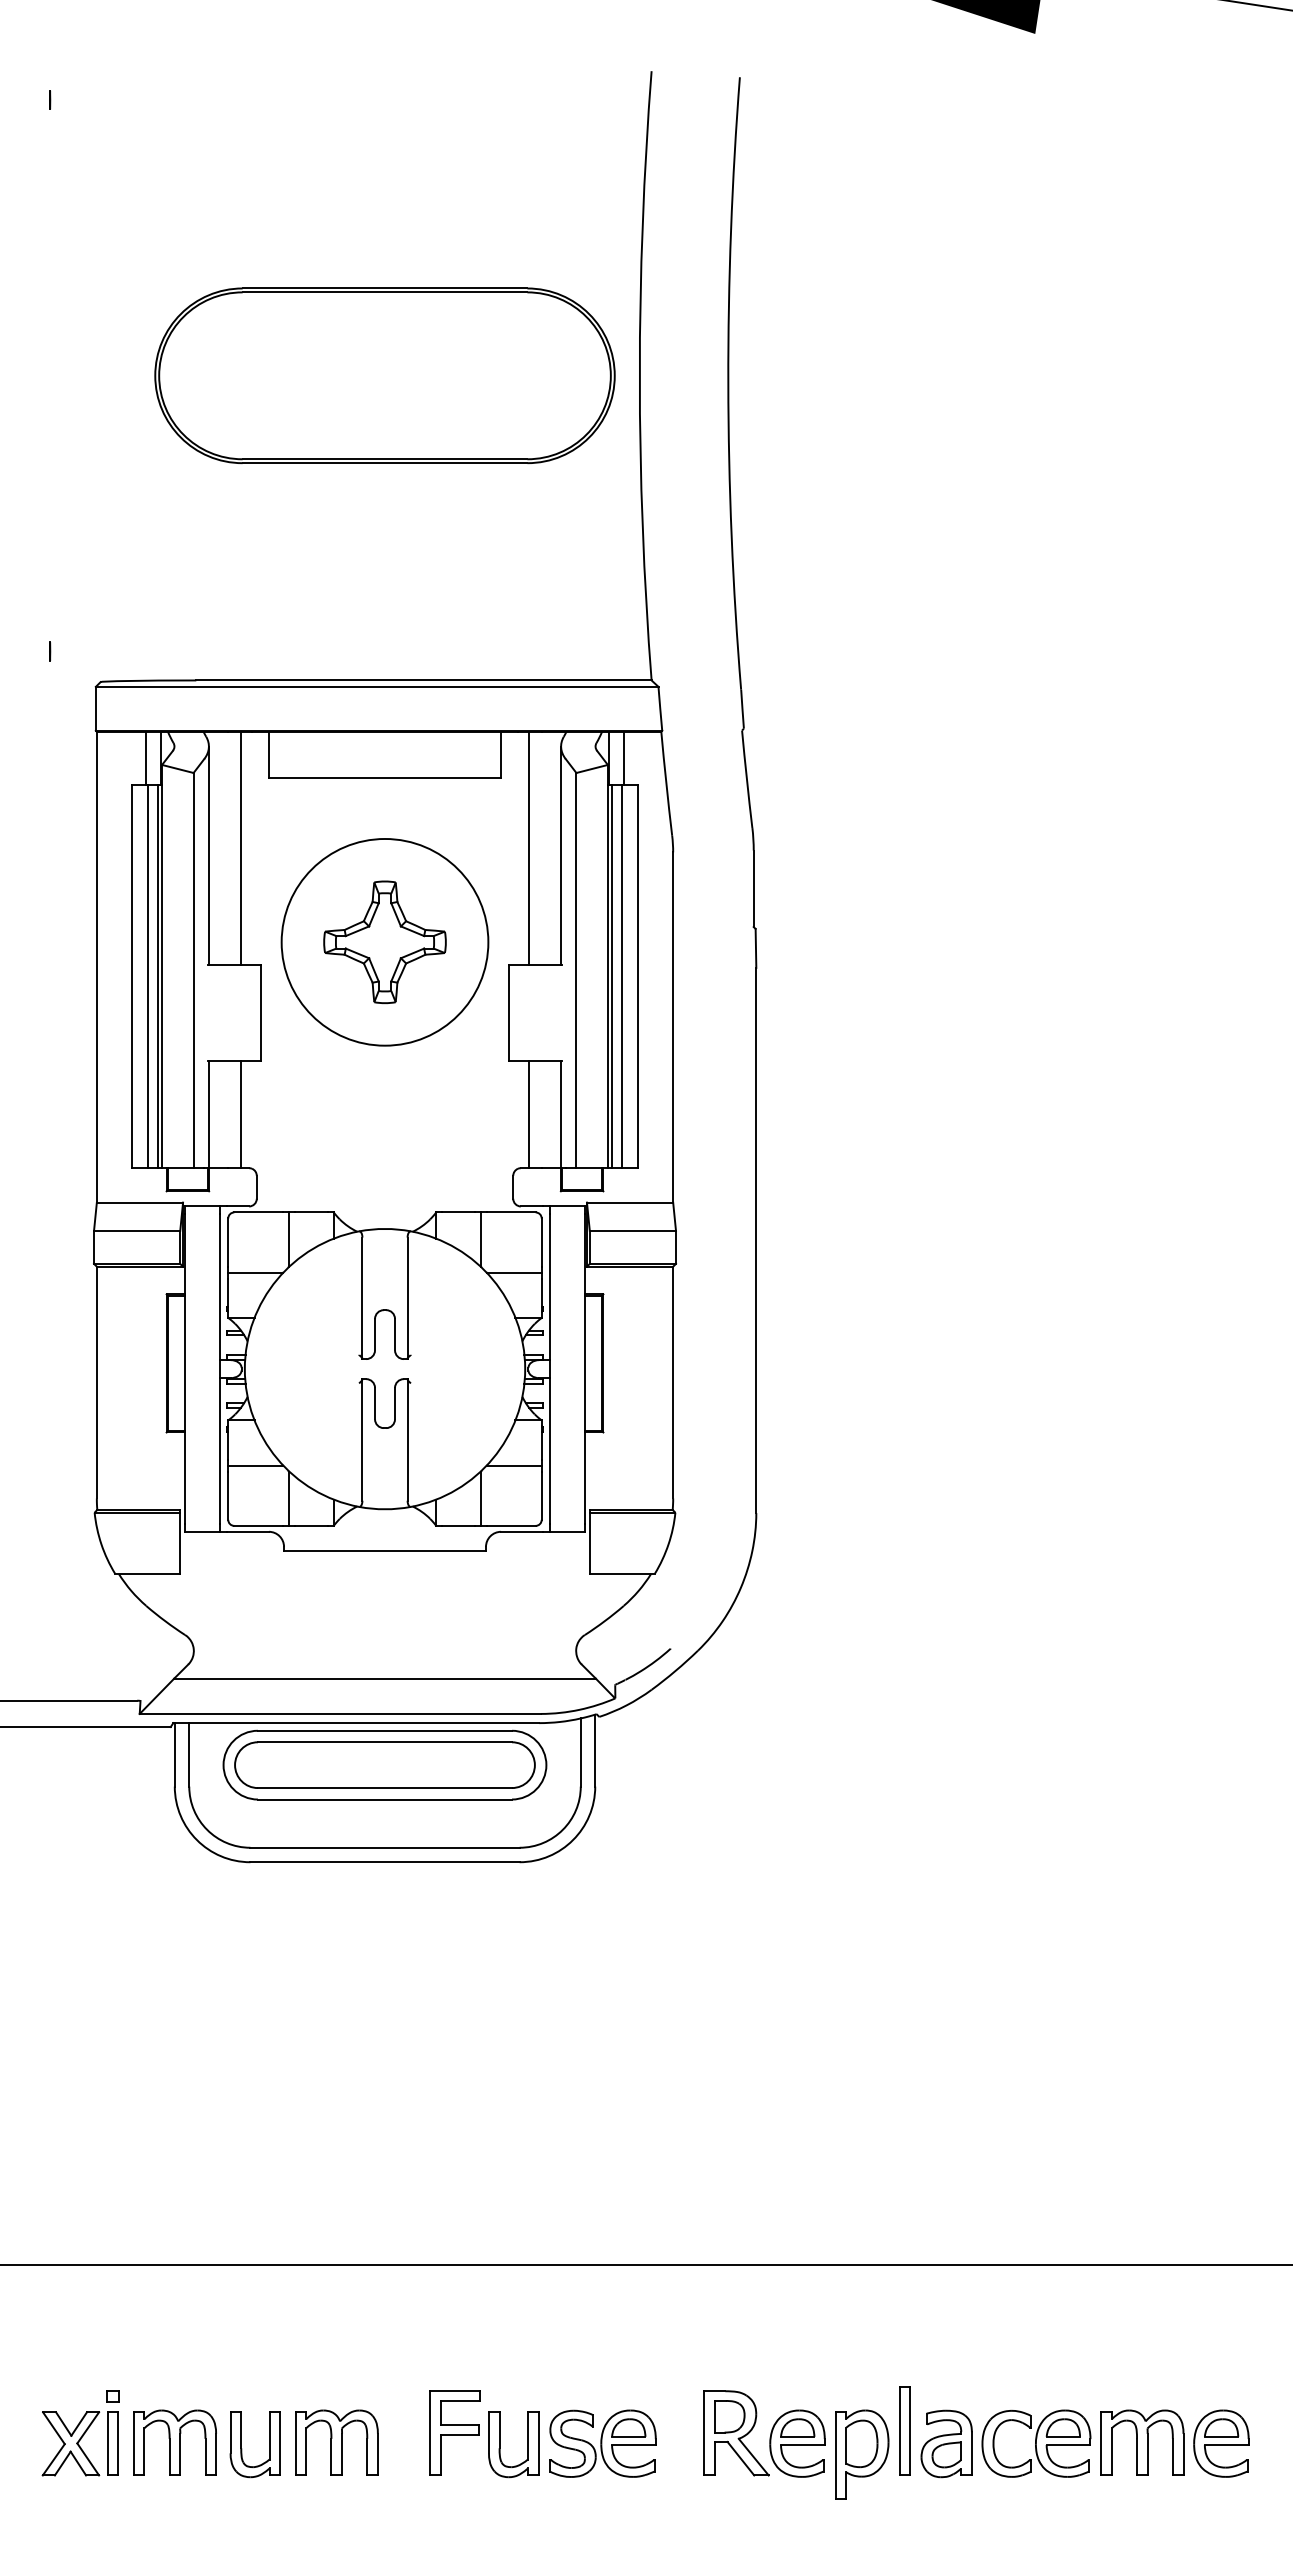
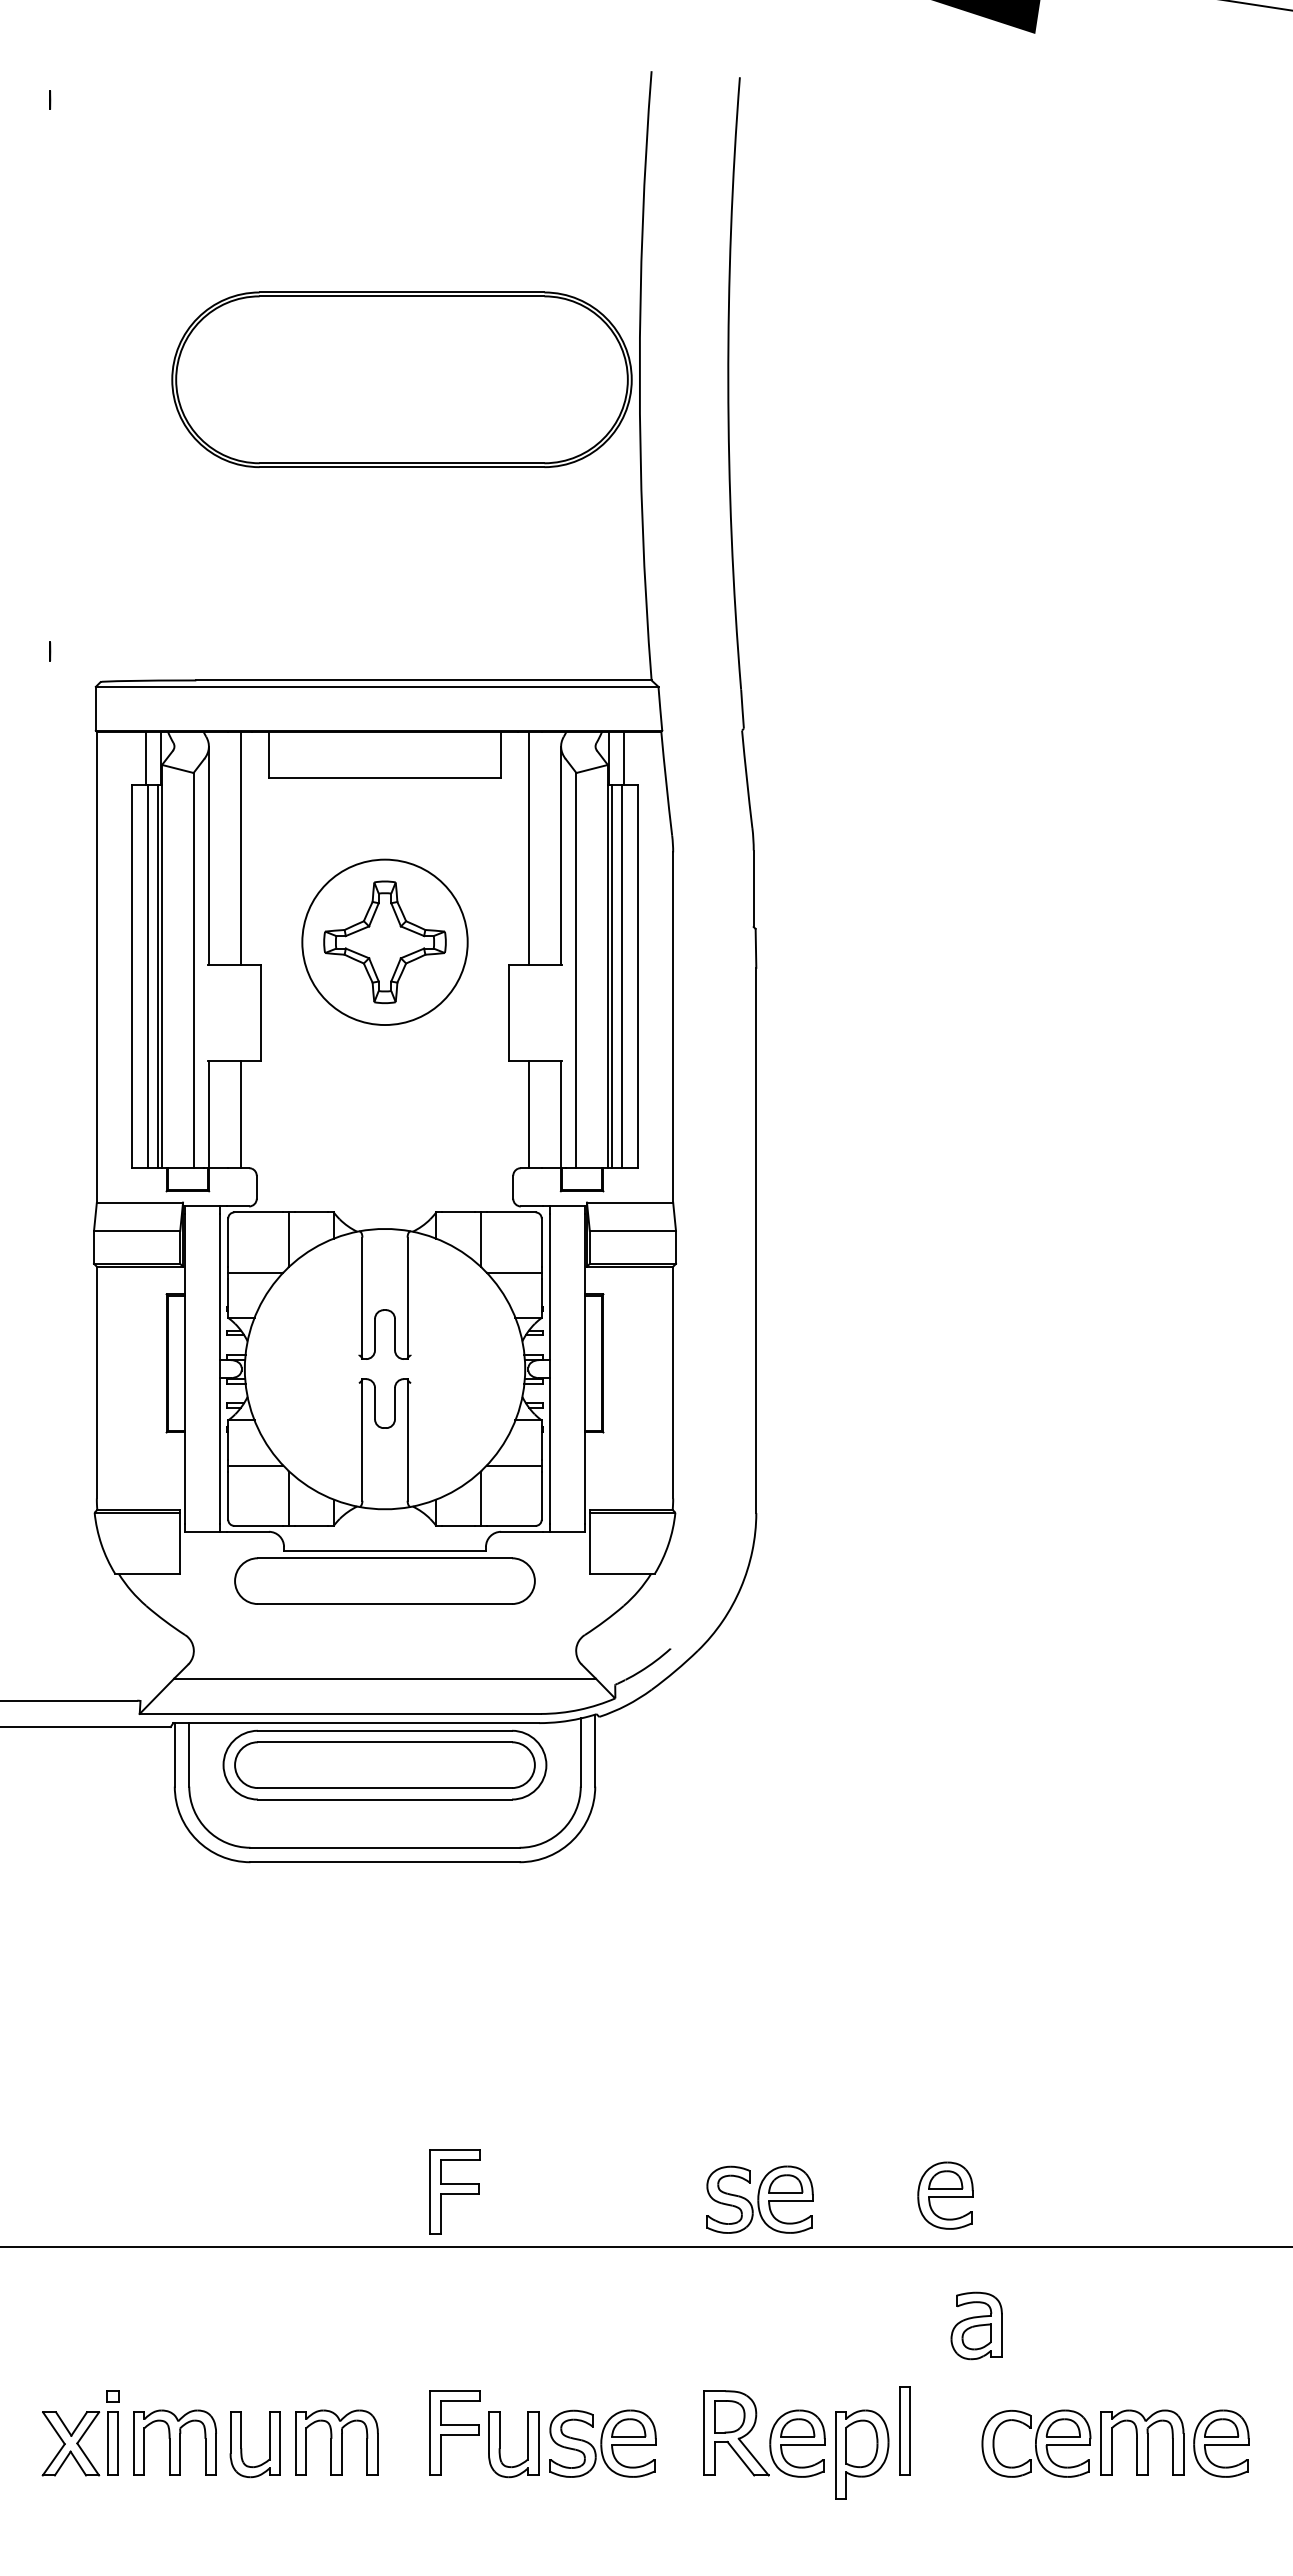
part position: (384, 375) -> (401, 379) (401, 379)
circle diameter: 207 px -> 165 px (384, 942)
part: none -> present (384, 1580)
part: none -> present (454, 2191)
part: none -> present (945, 2195)
part: none -> present (759, 2199)
line position: (645, 2265) -> (645, 2247) (645, 2247)
part position: (946, 2443) -> (976, 2325) (976, 2325)
